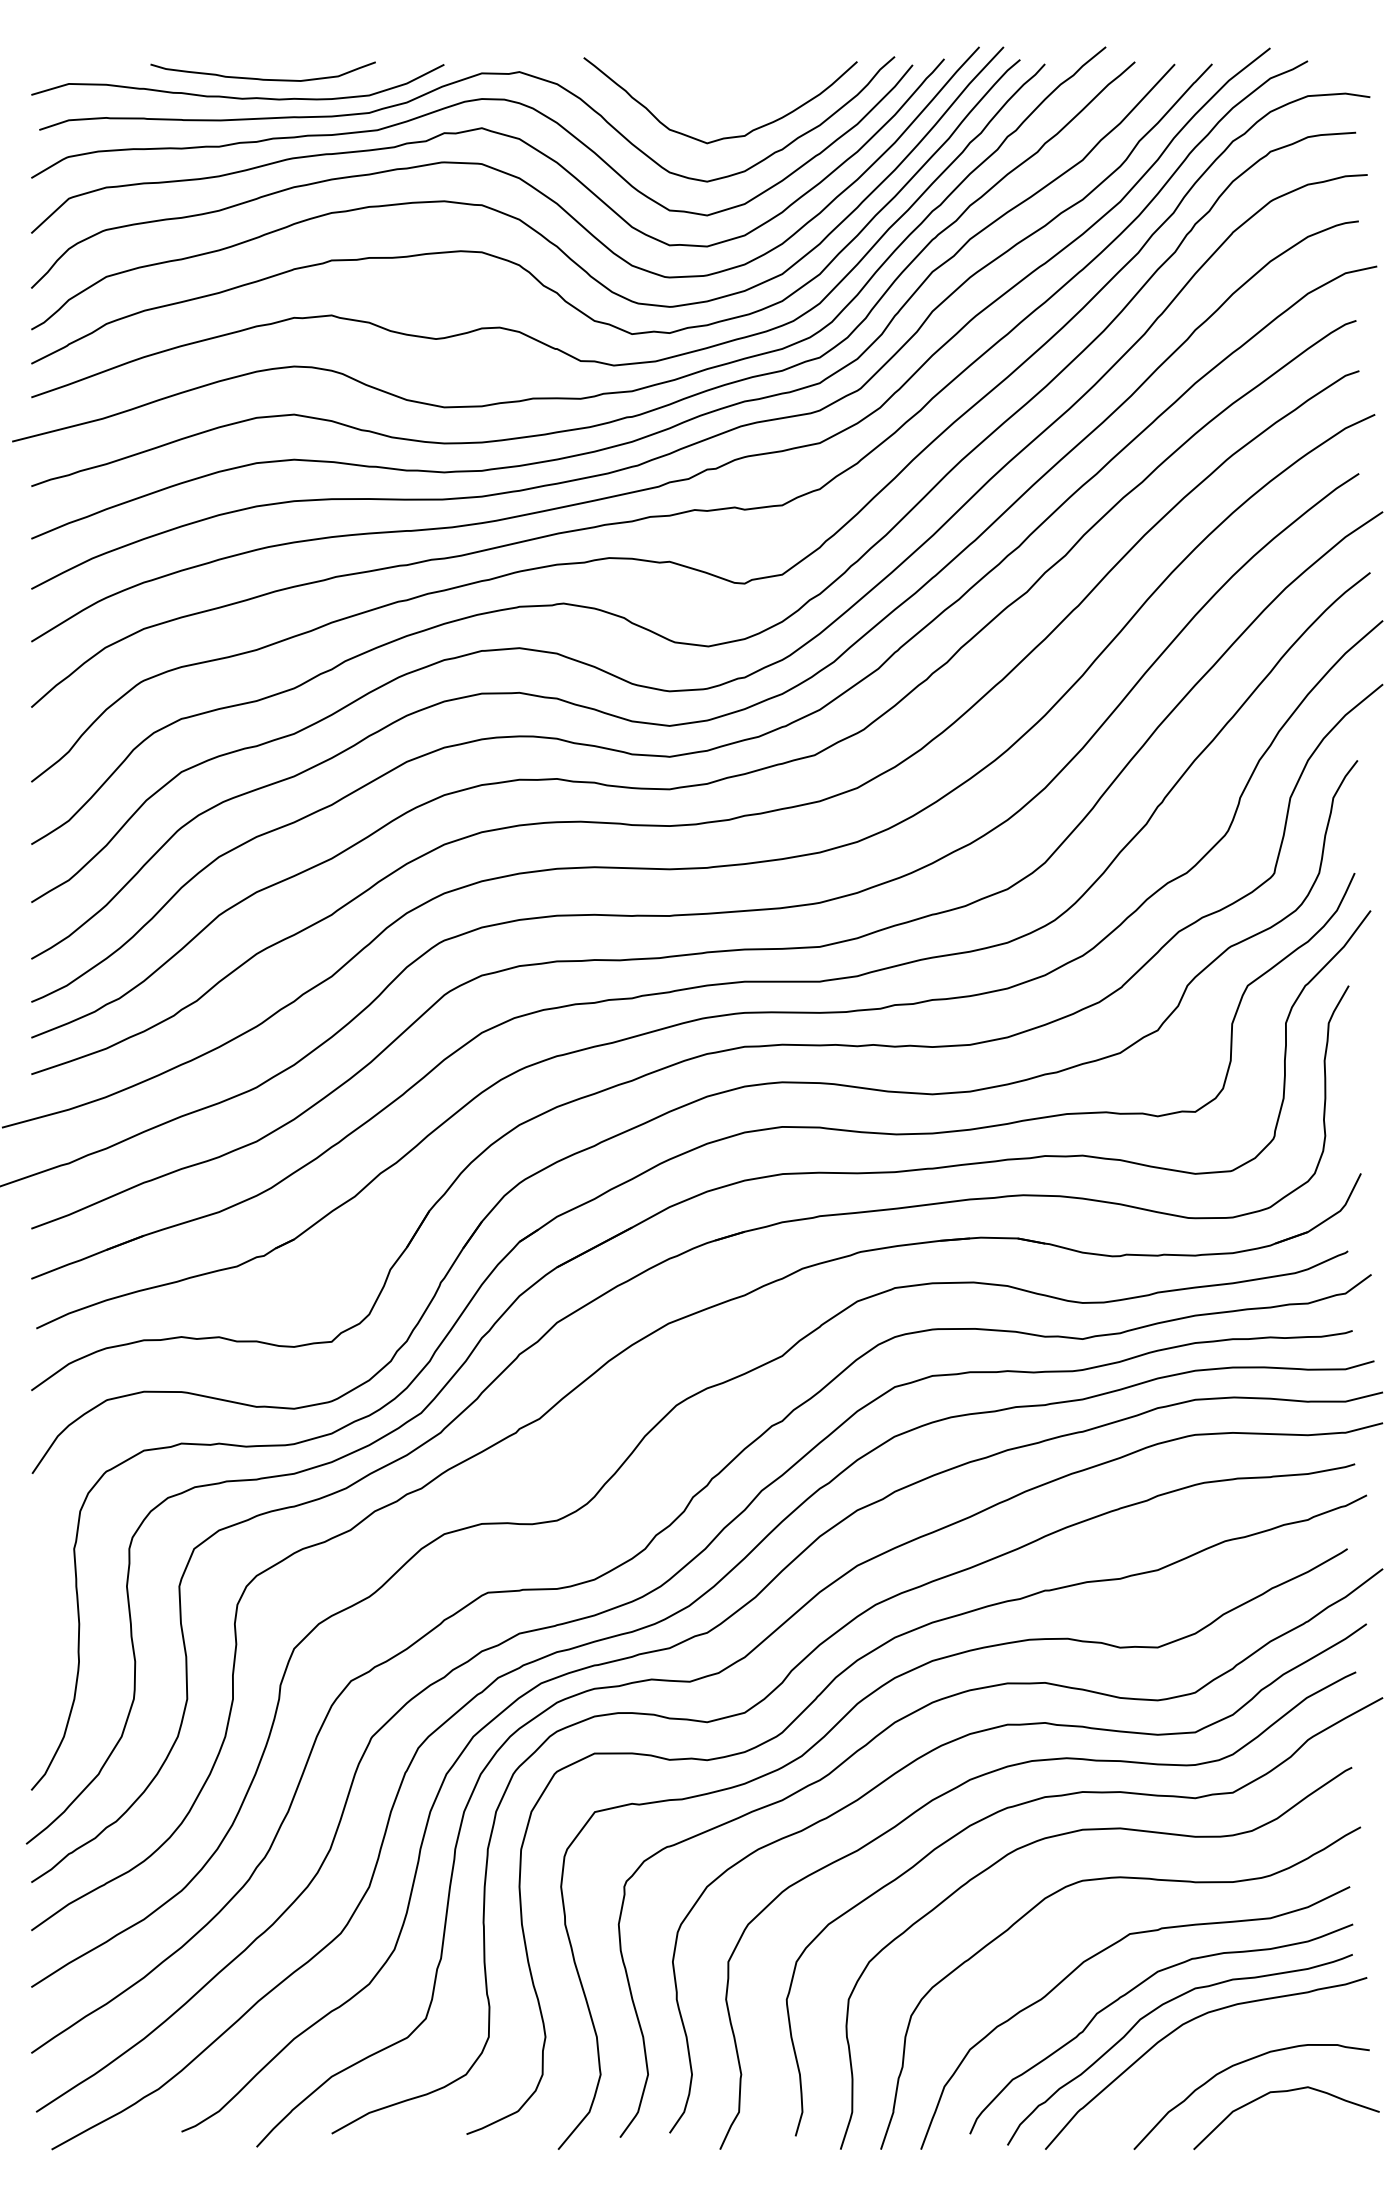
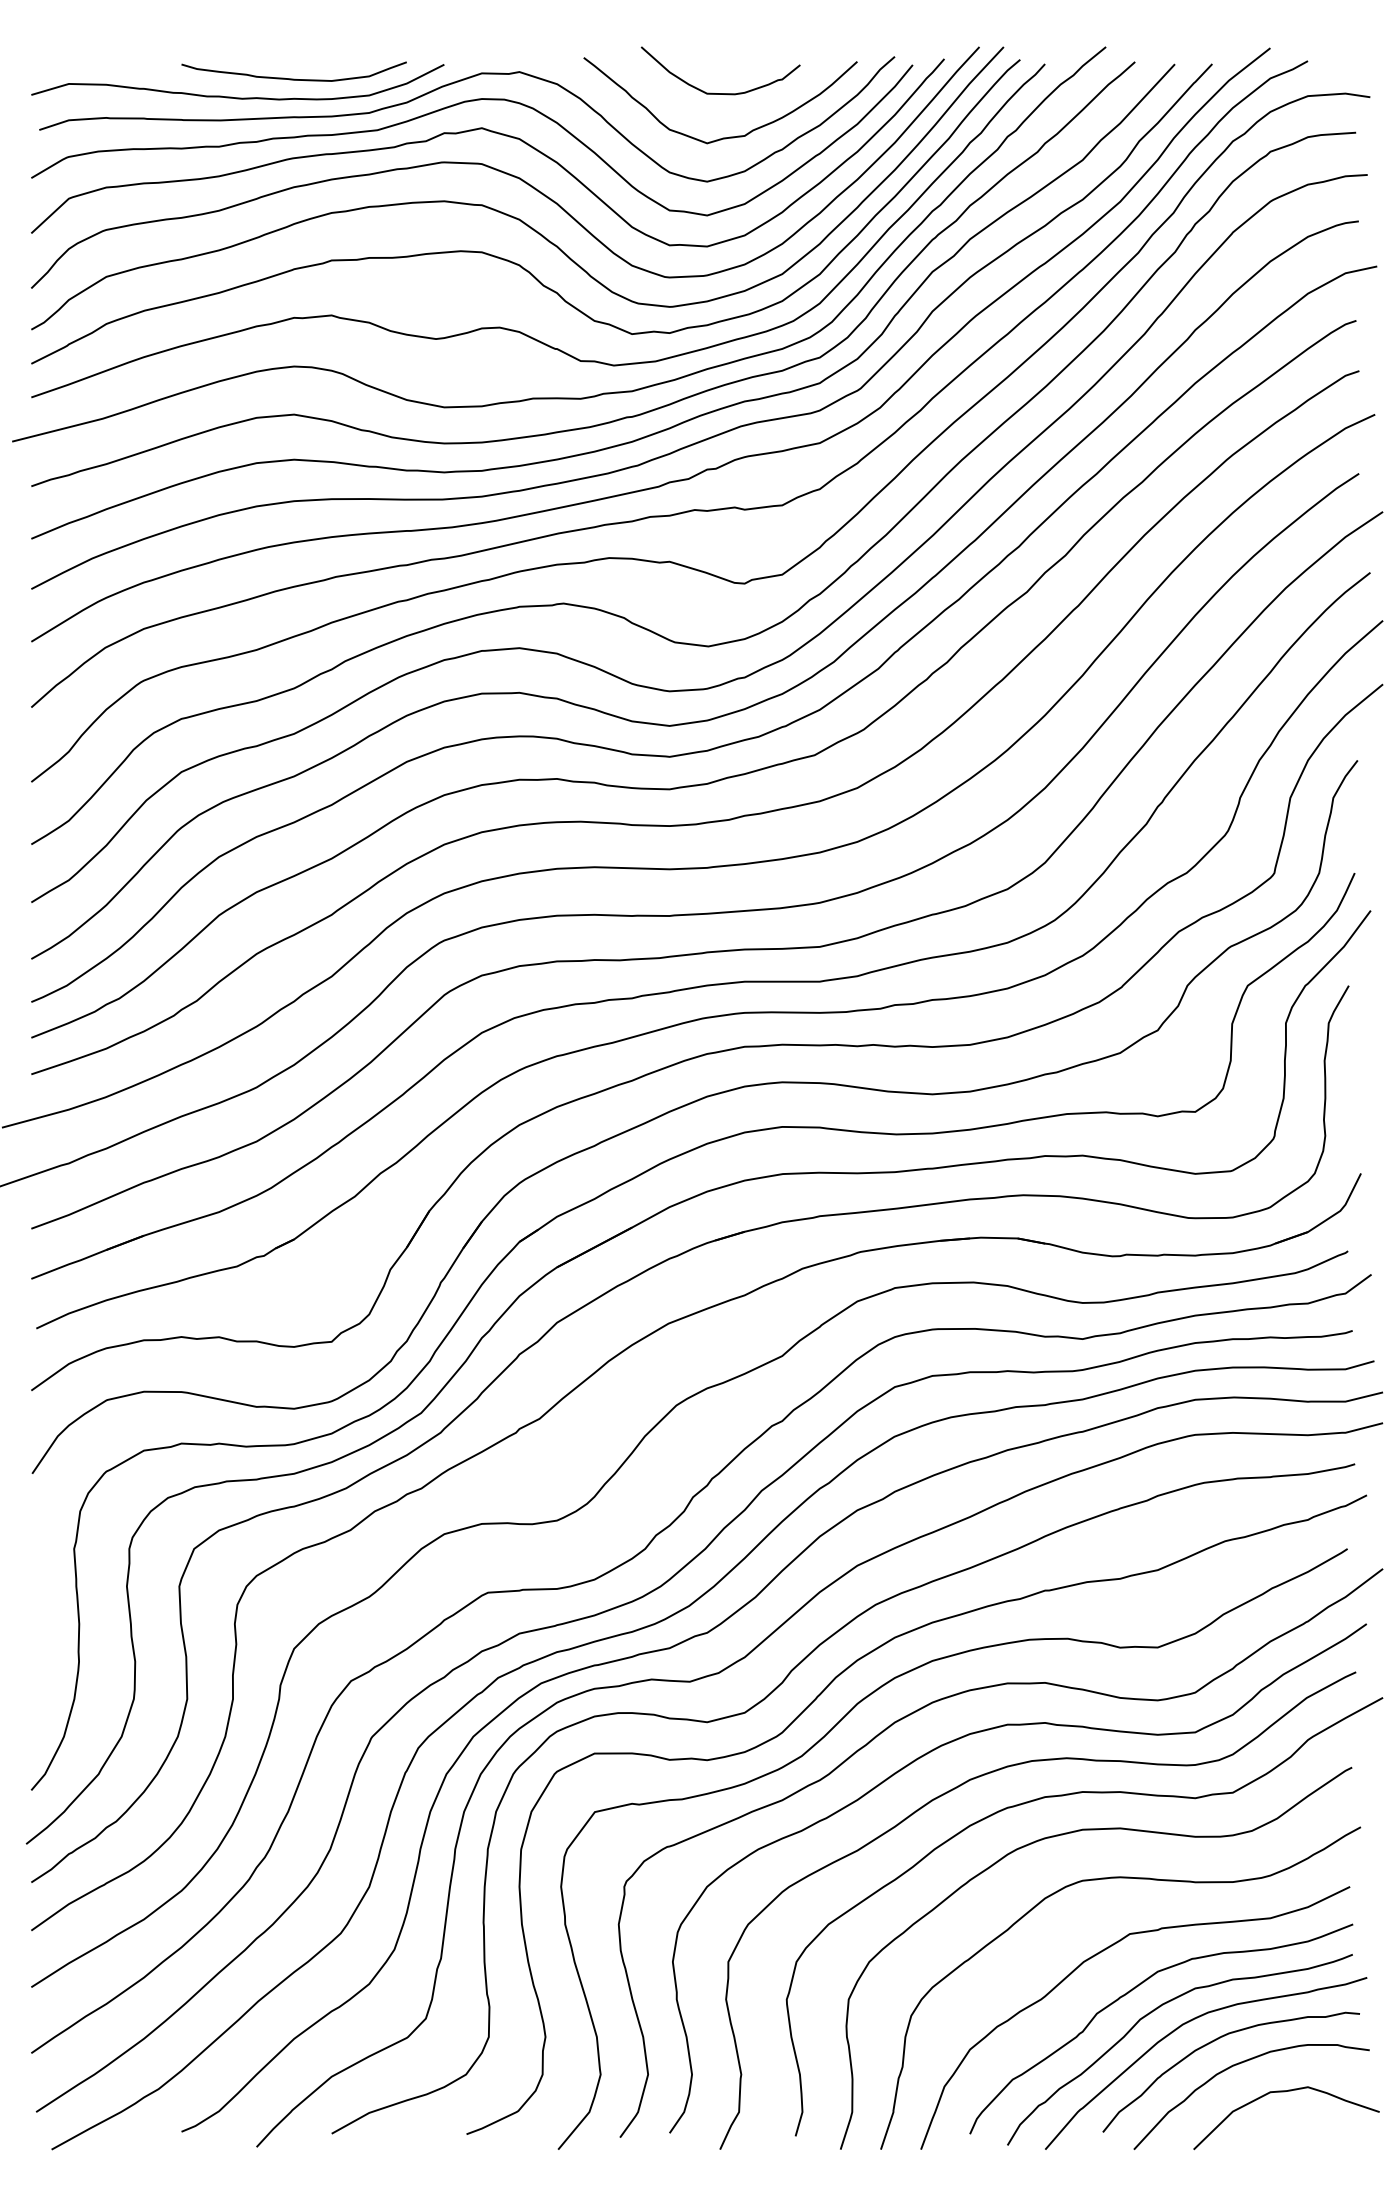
curve position: (262, 78) -> (293, 78) (293, 78)
curve: none -> present (720, 93)
curve: none -> present (1211, 2043)
